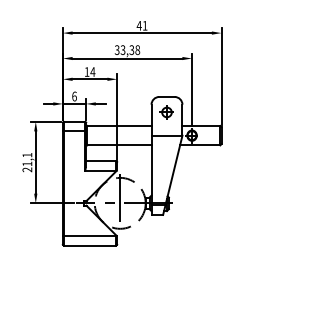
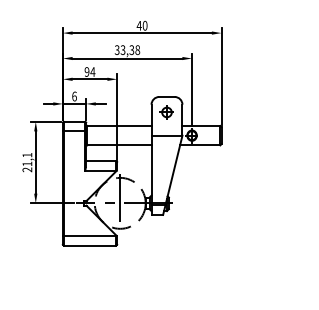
text: 41 -> 40 (144, 25)
text: 14 -> 94 (86, 71)
